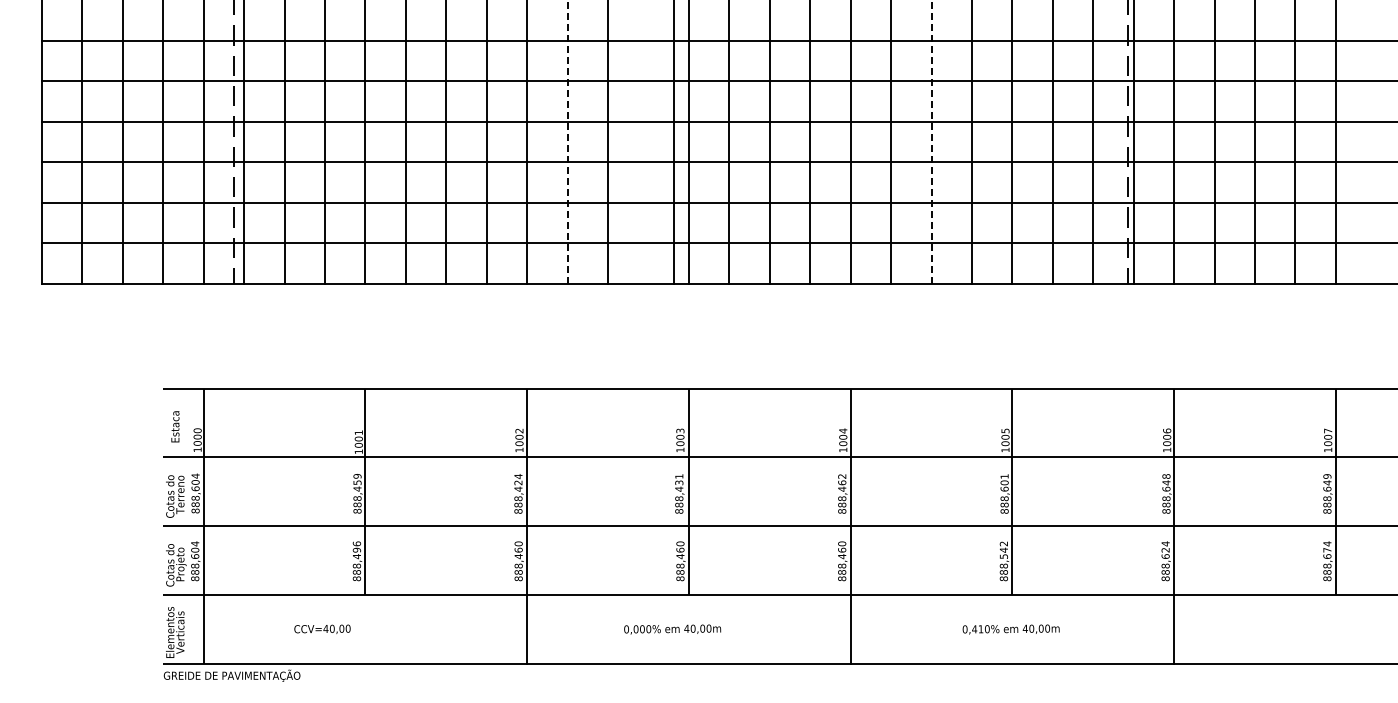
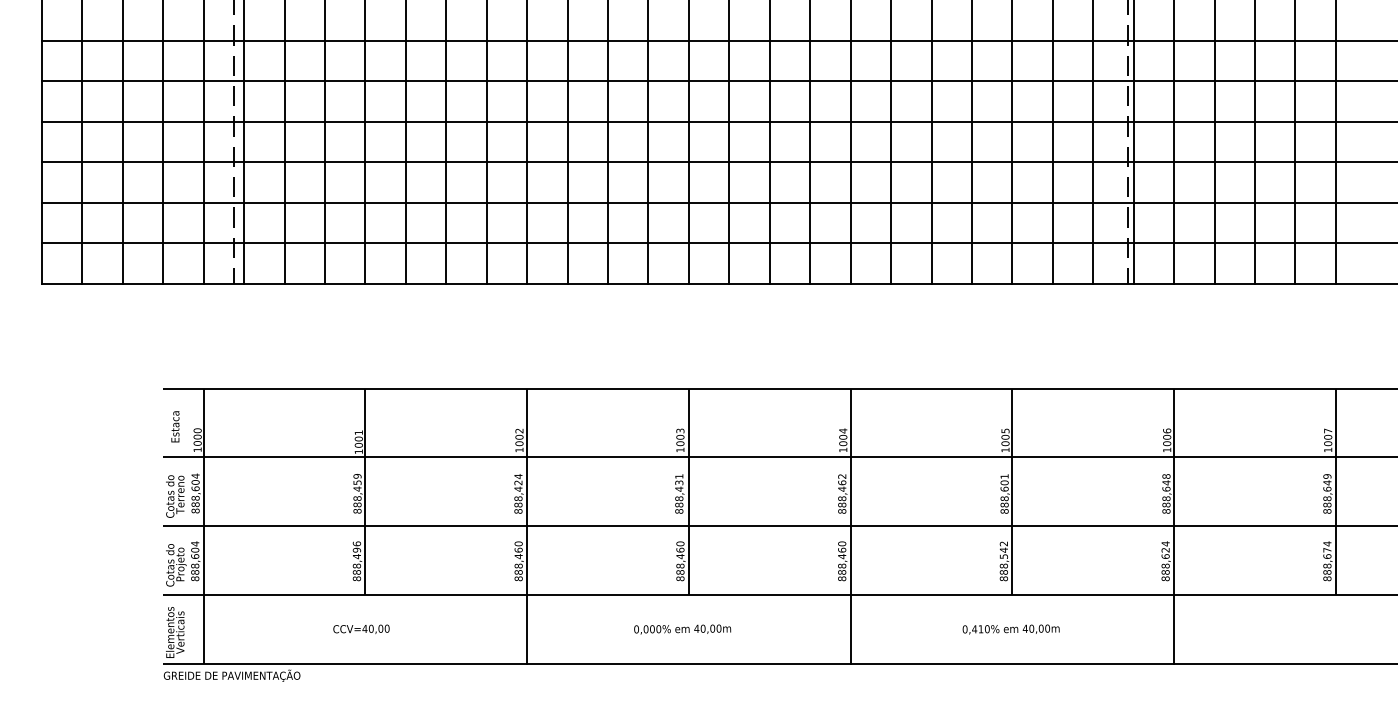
line: dashed -> solid (567, 141)
line: dashed -> solid (931, 141)
line position: (674, 142) -> (648, 142) (648, 142)
text position: (322, 628) -> (361, 628) (361, 628)
text position: (672, 629) -> (682, 629) (682, 629)
